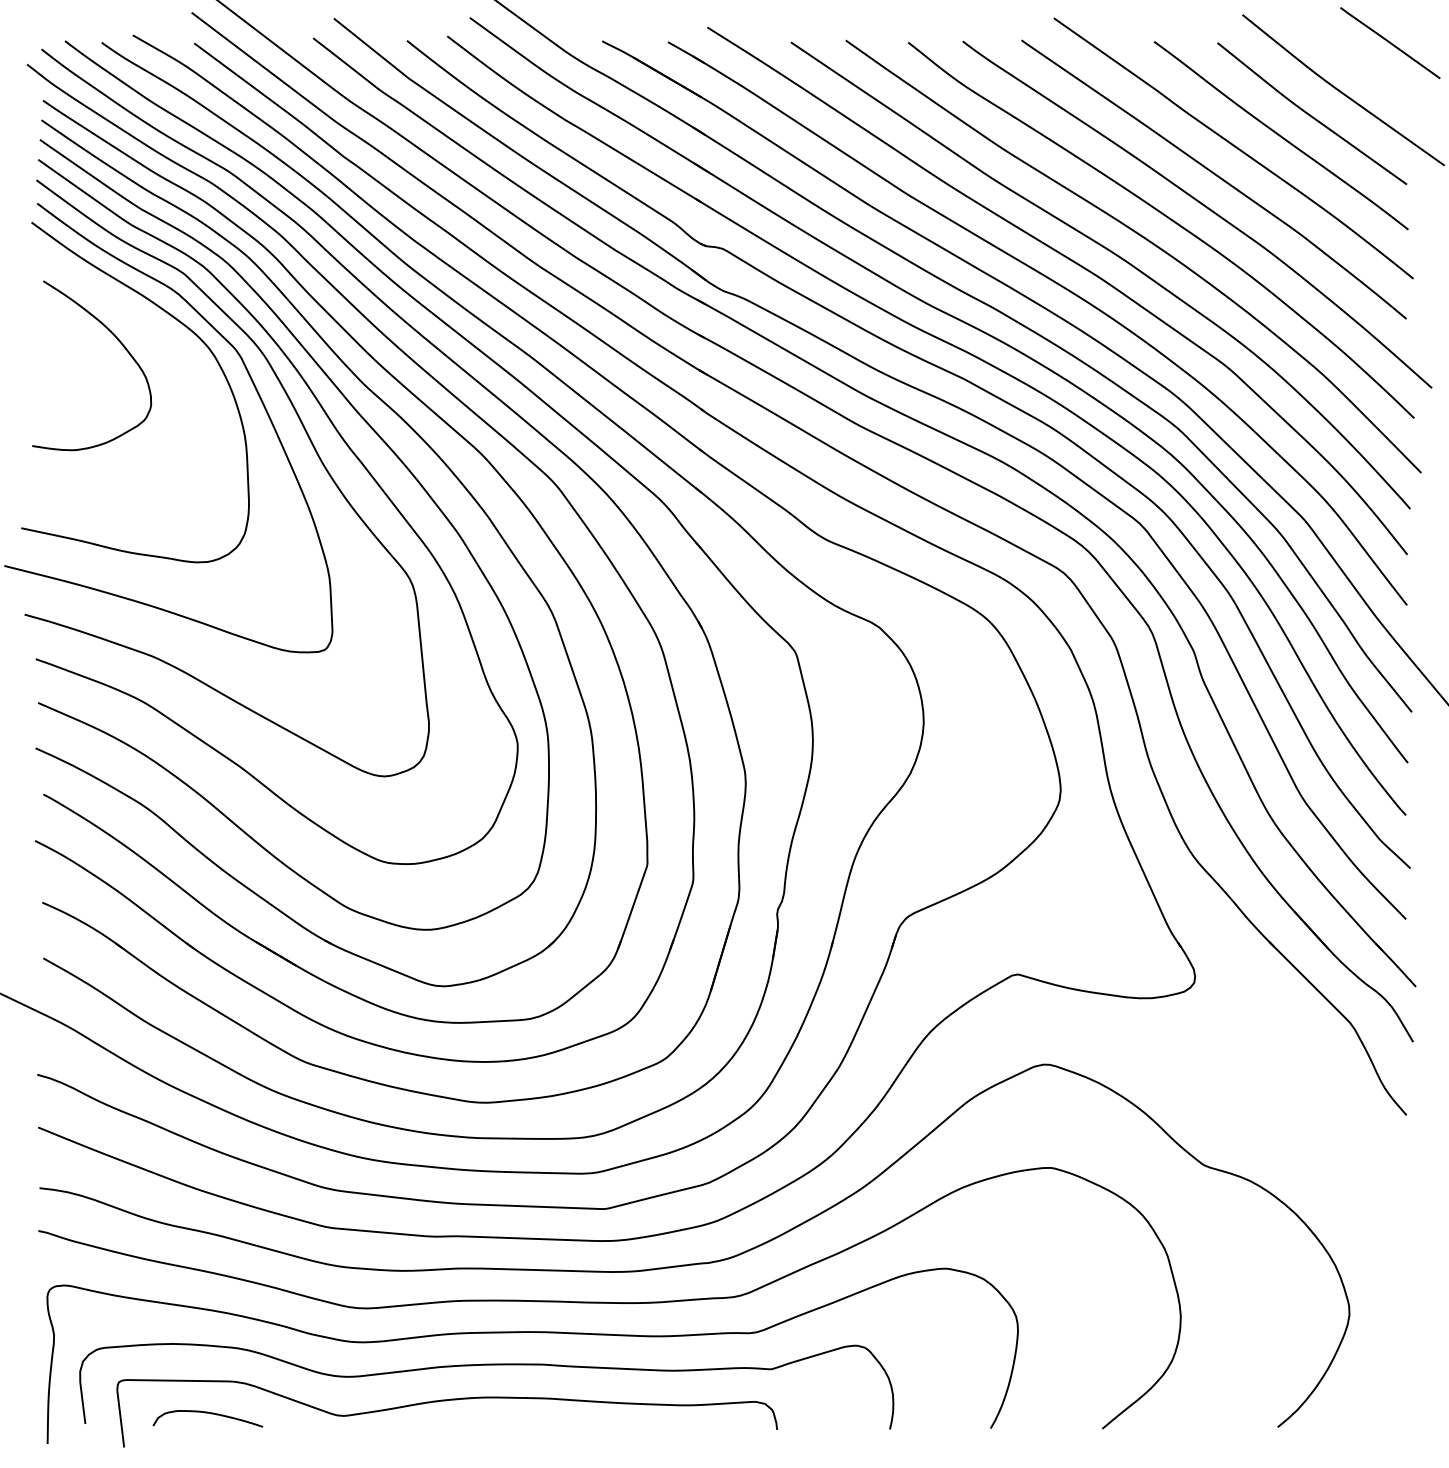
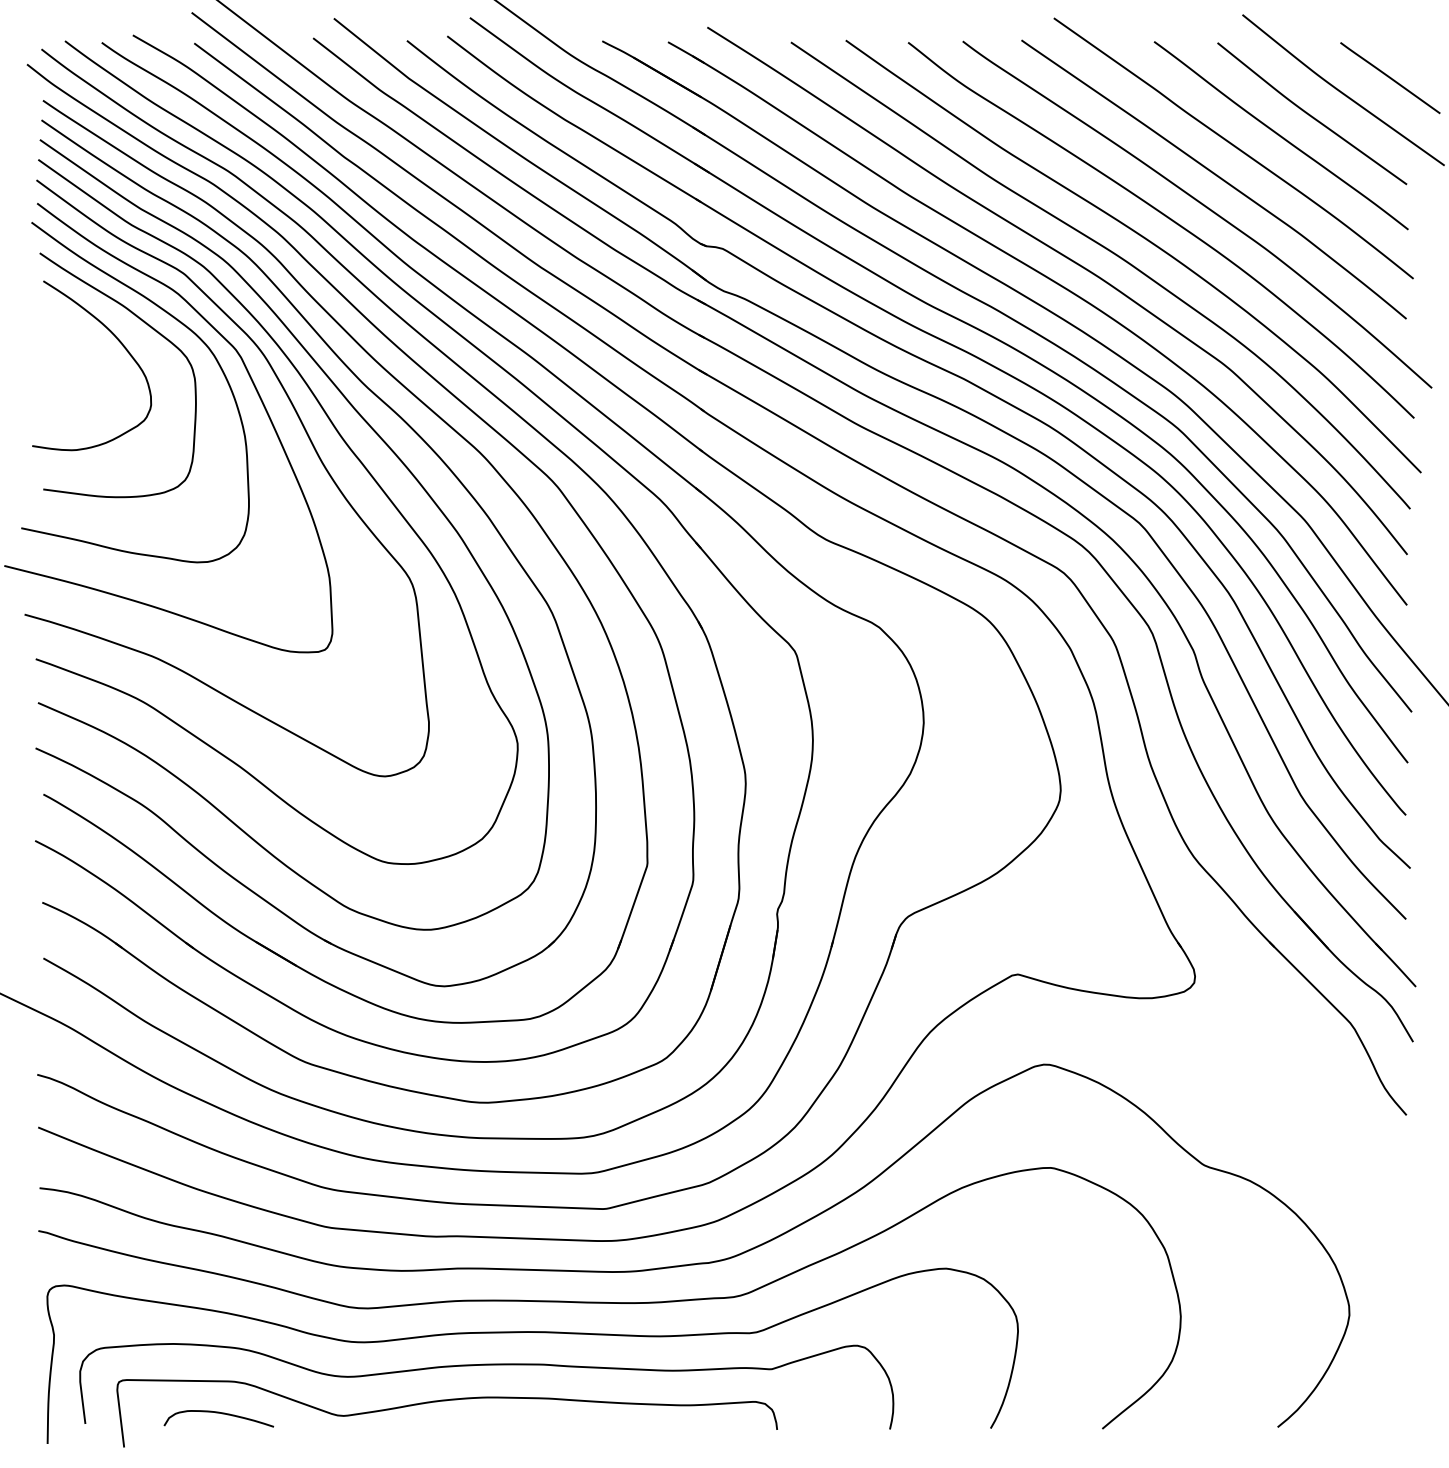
line position: (1390, 43) -> (1390, 78) (1390, 78)
curve: none -> present (153, 330)
curve position: (207, 1413) -> (218, 1413) (218, 1413)
